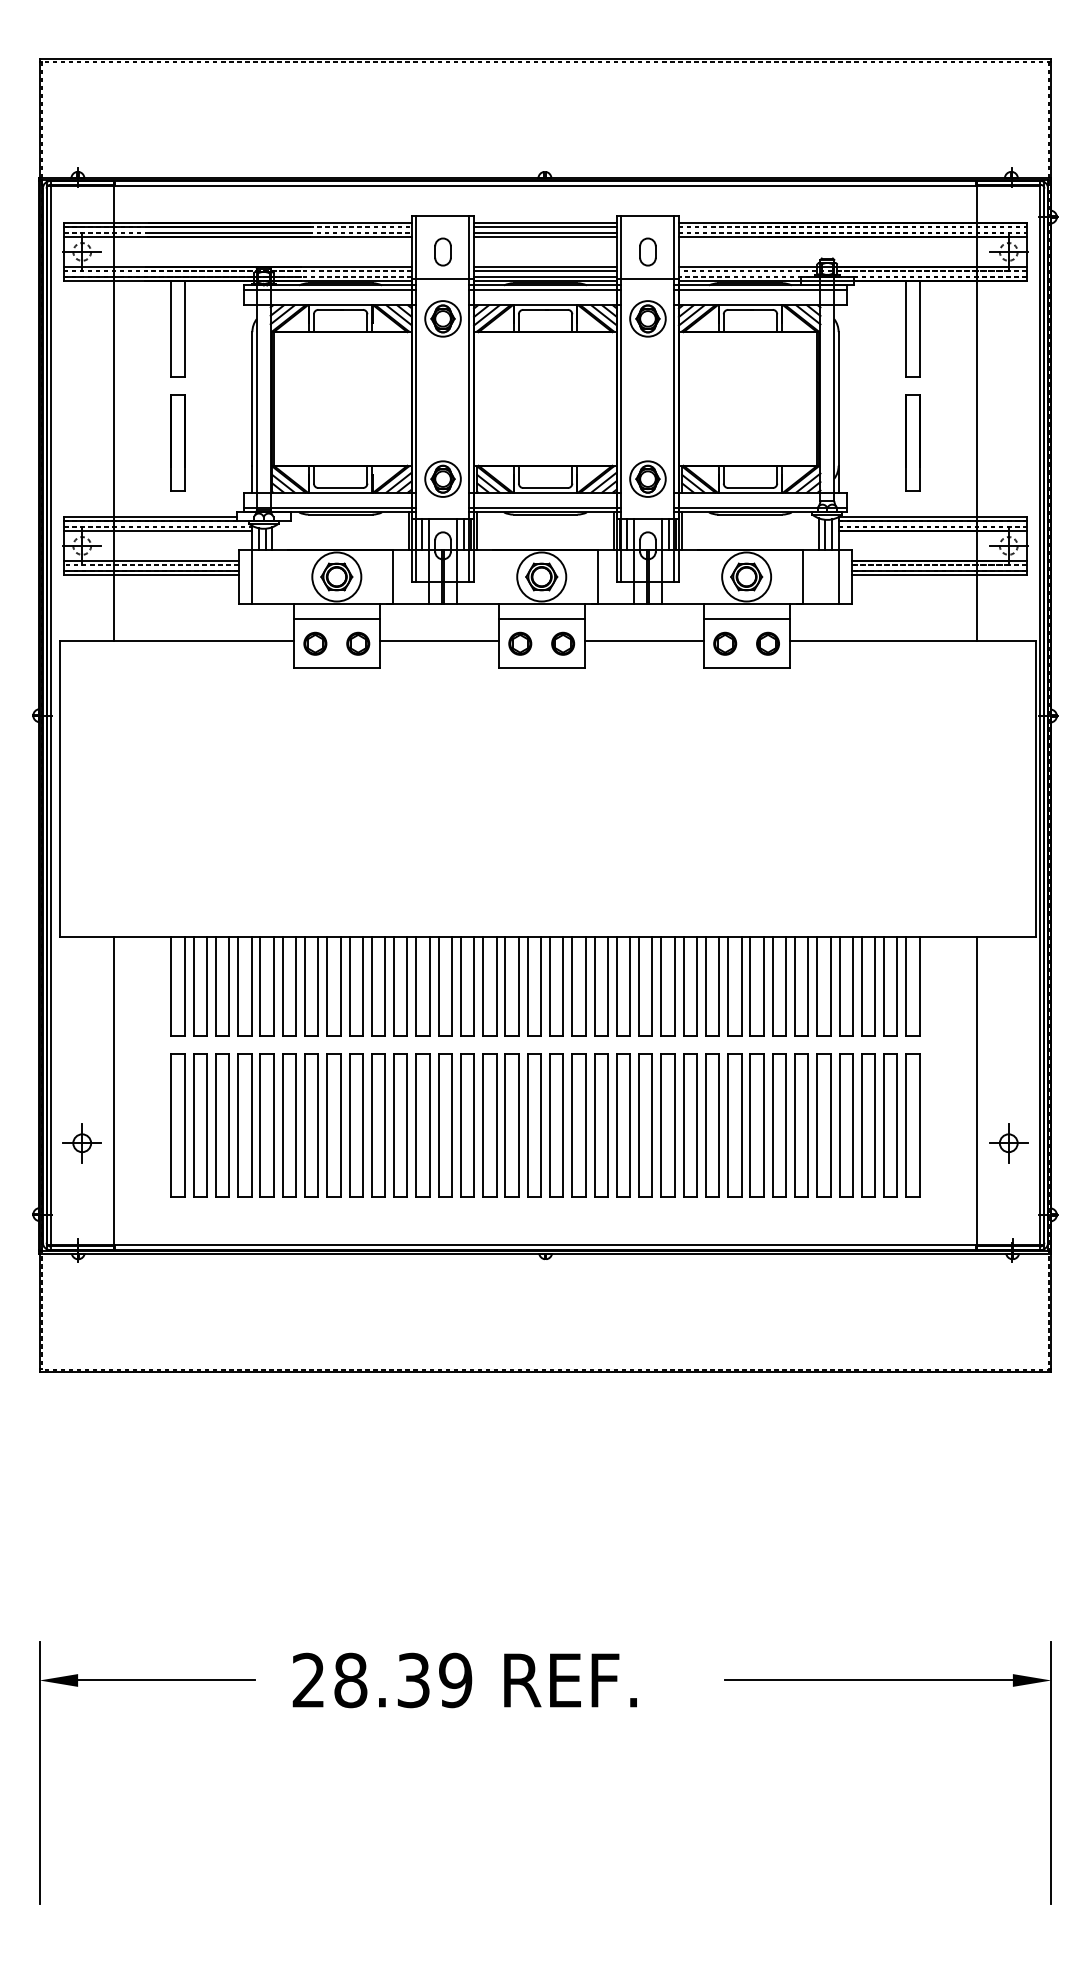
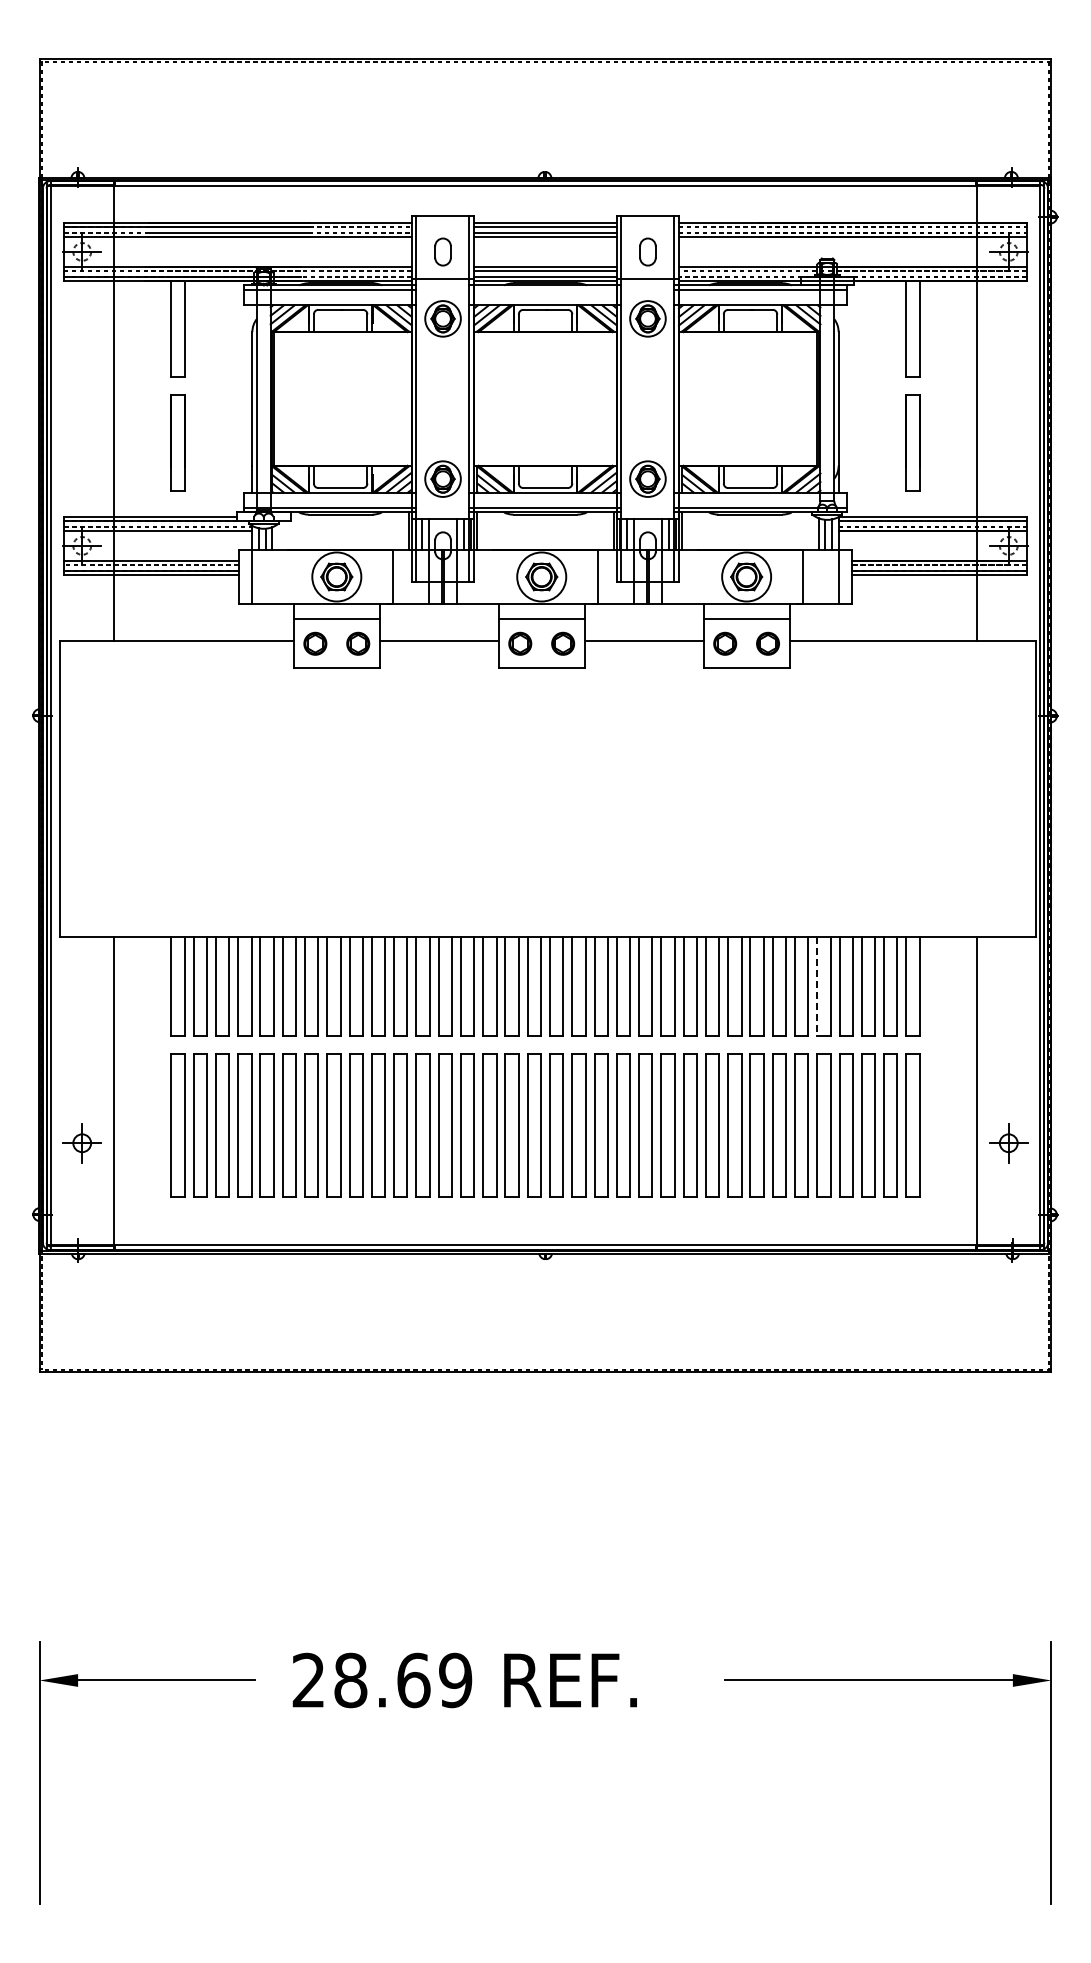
line: present -> none (545, 289)
line: solid -> dashed (817, 986)
text: 28.39 -> 28.69 (413, 1680)
